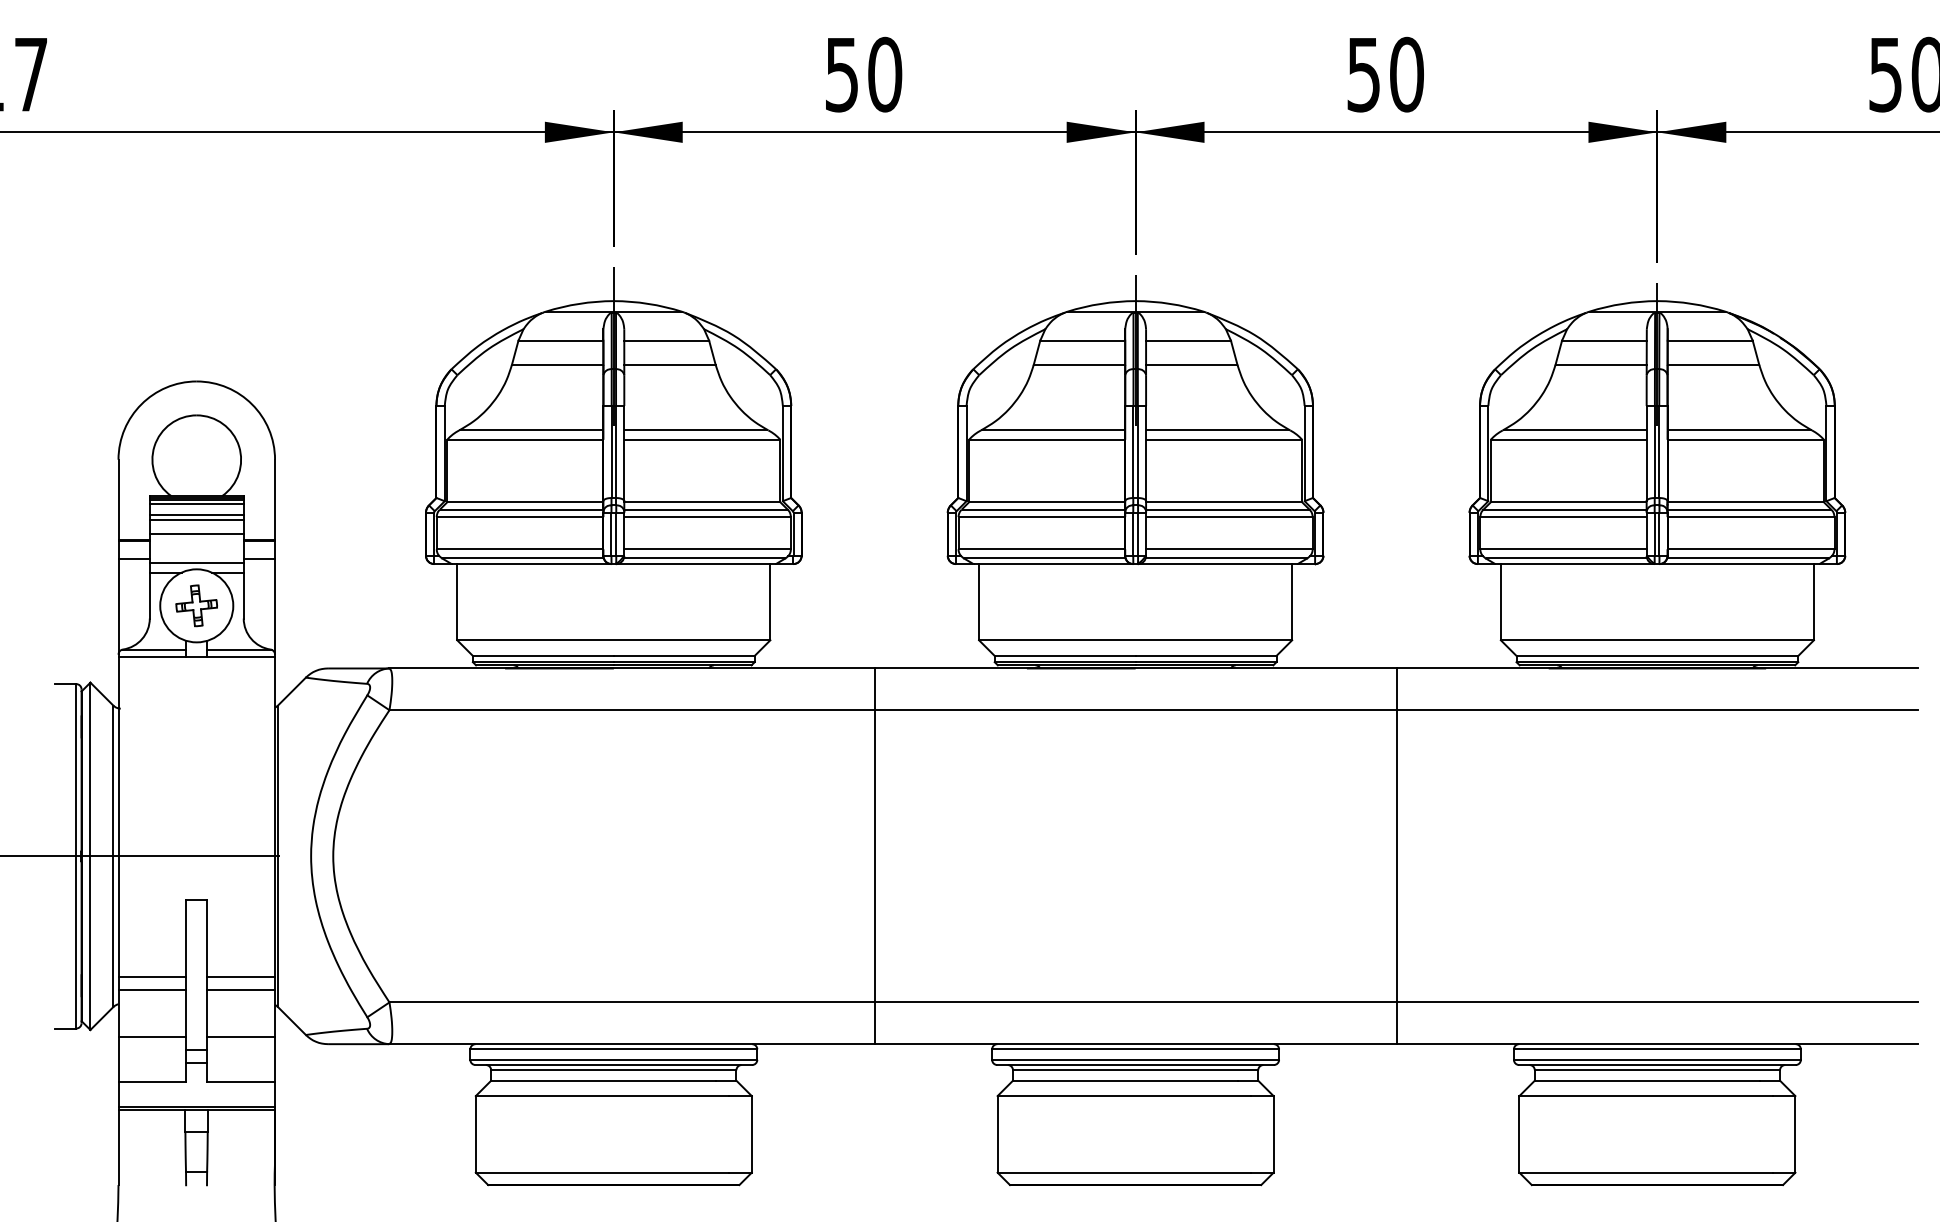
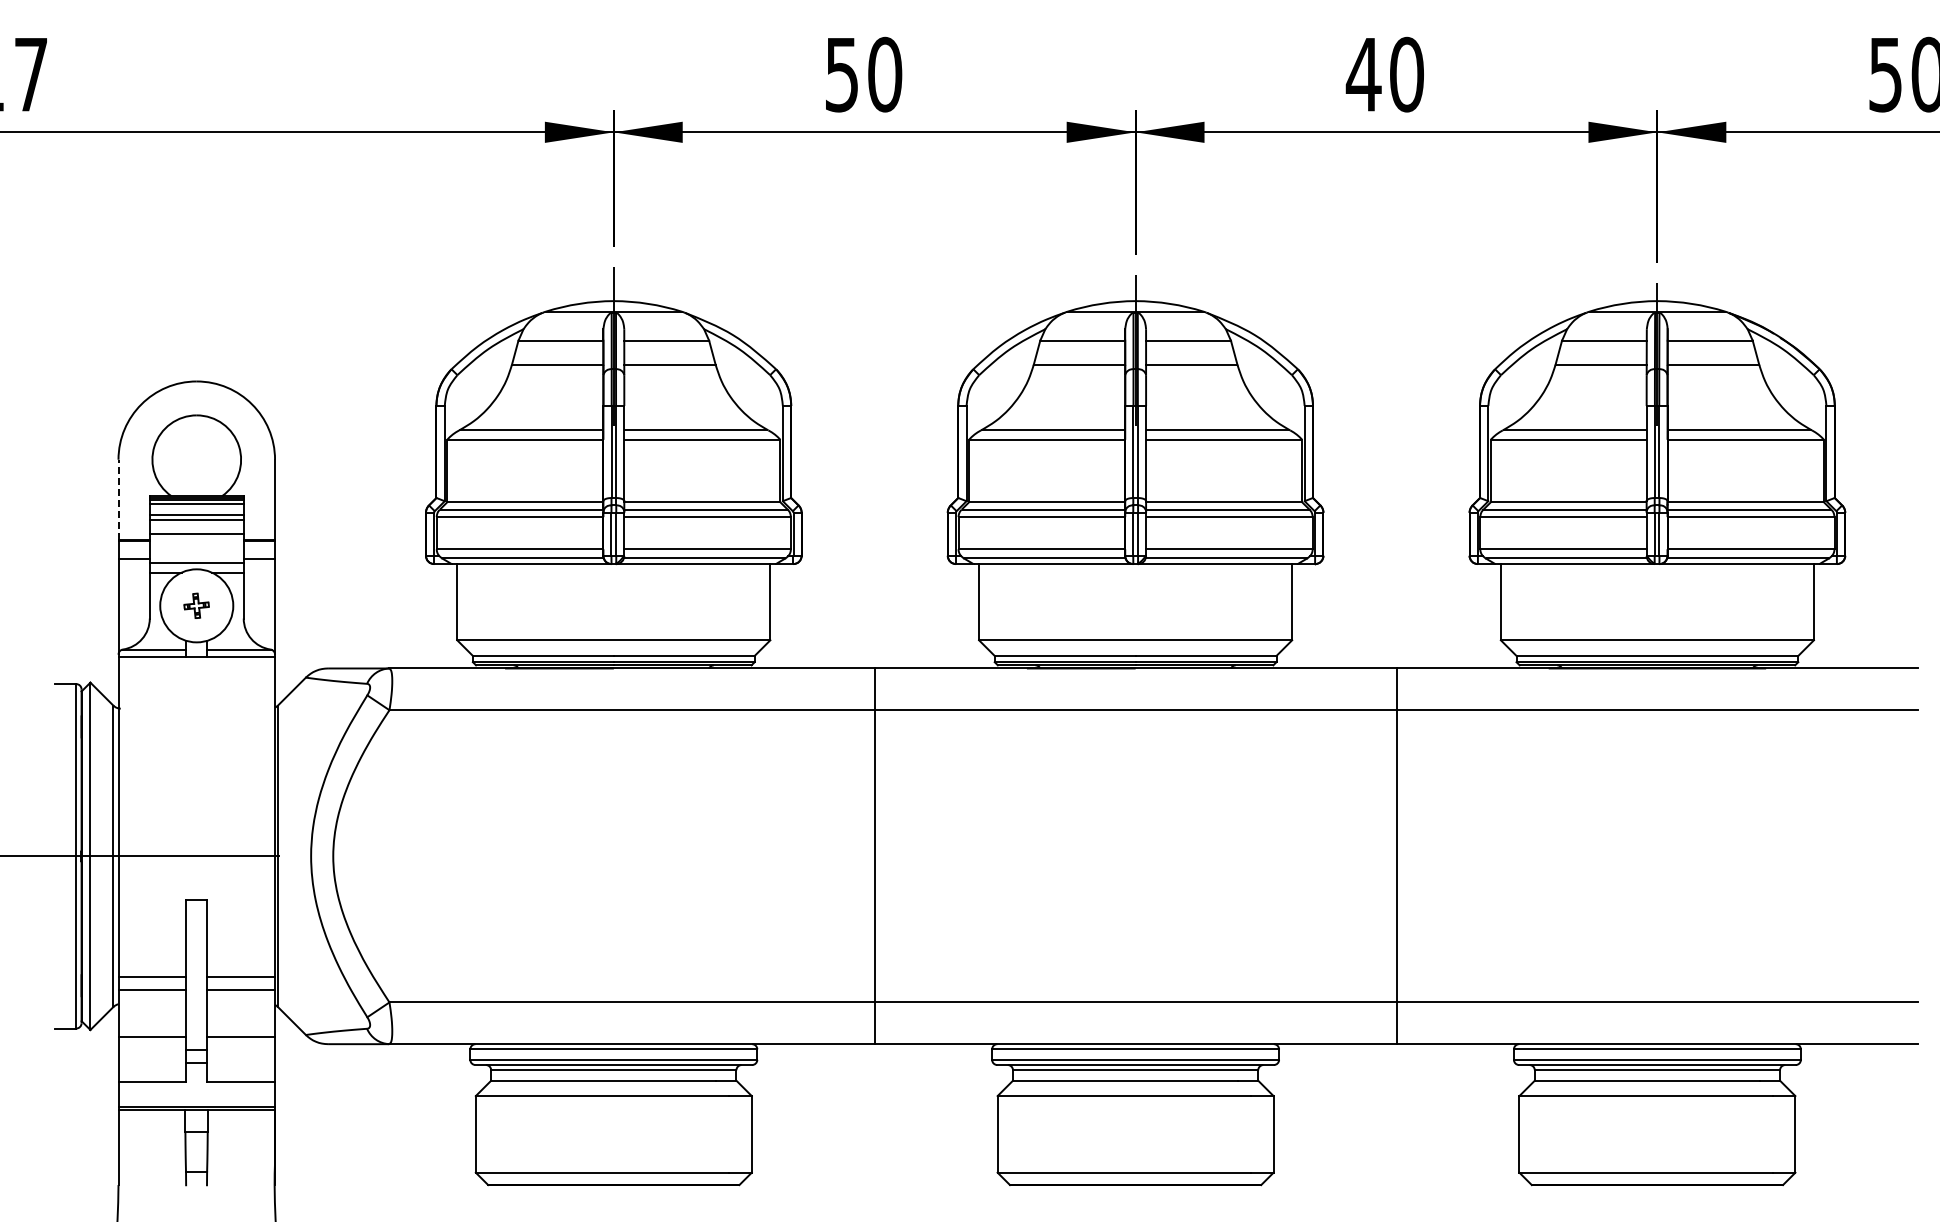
text: 50 -> 40 (1363, 75)
line: solid -> dashed (118, 499)
part size: 43x44 px -> 27x27 px (196, 605)
